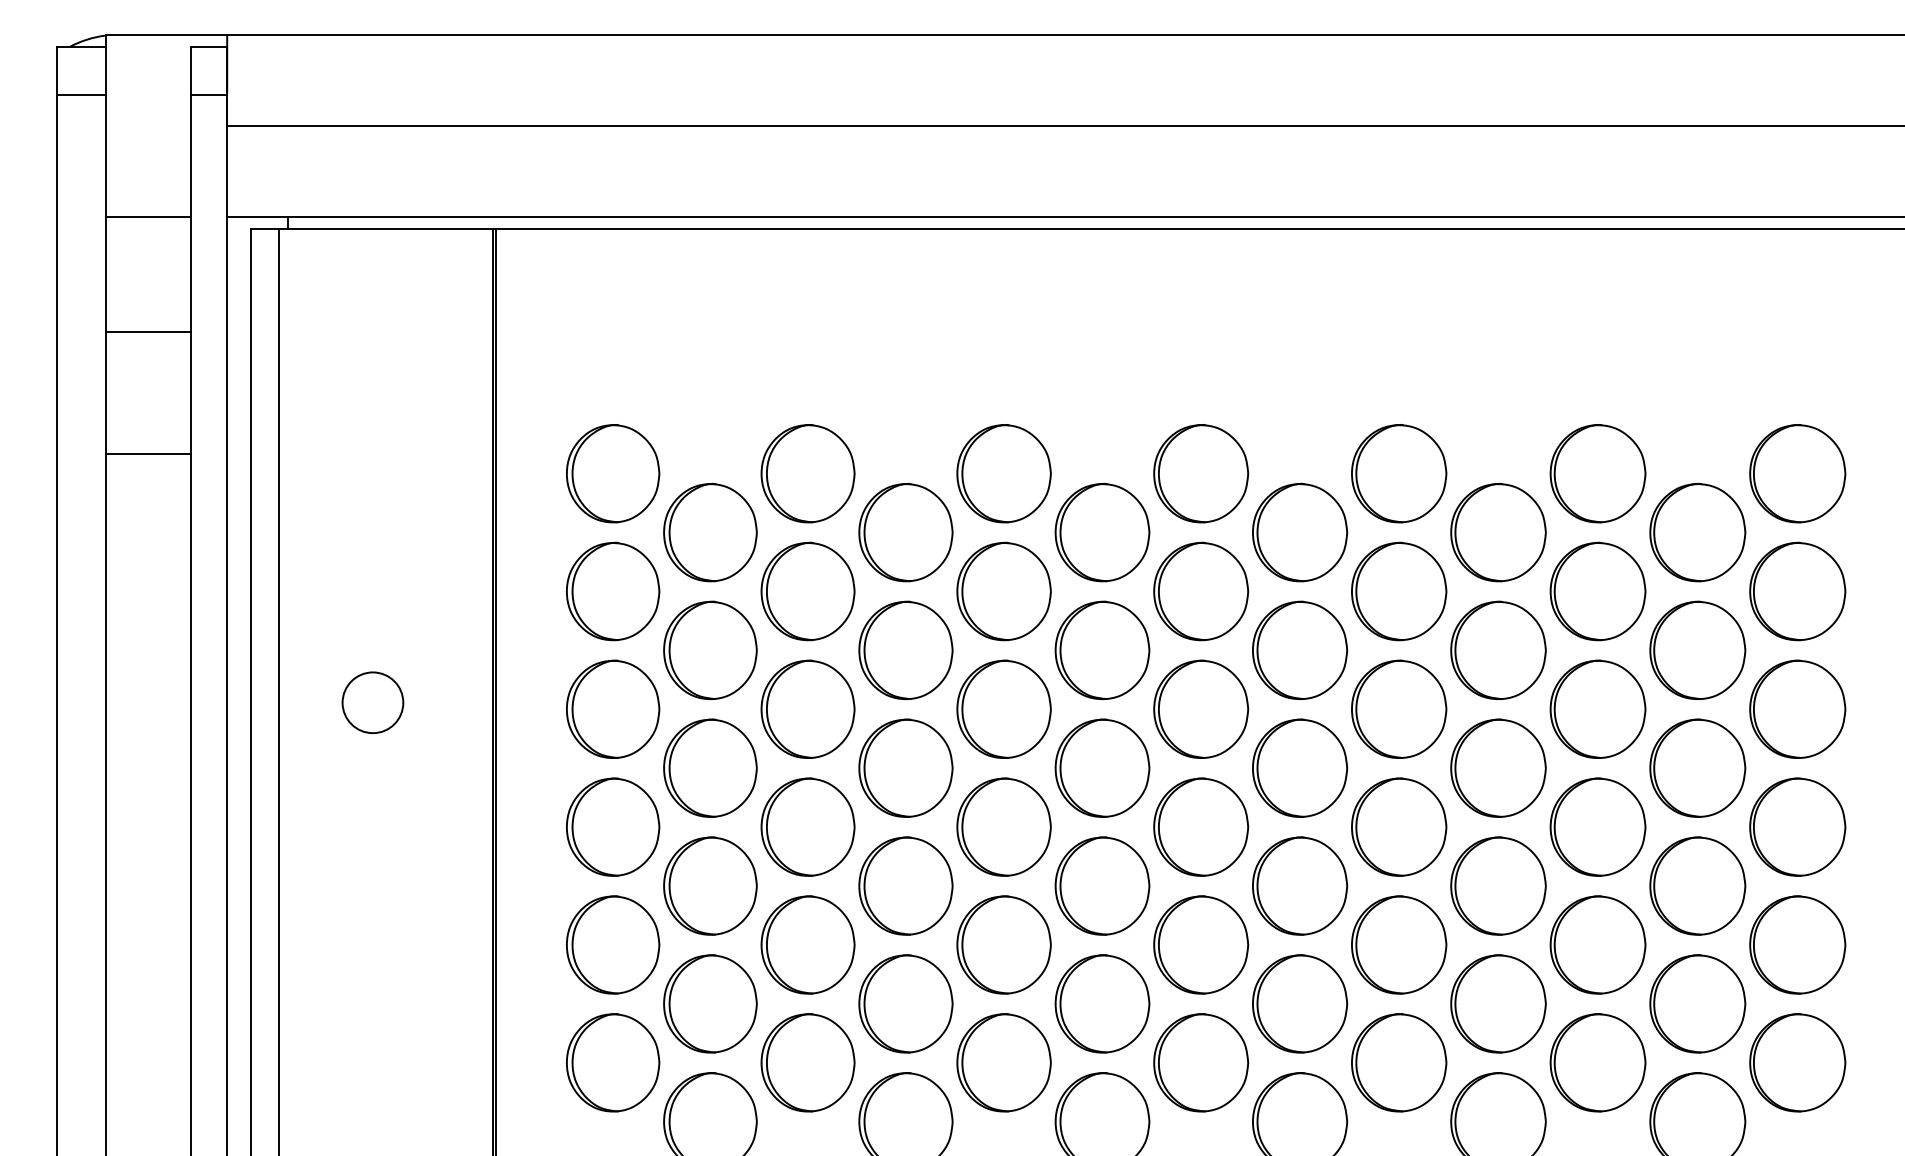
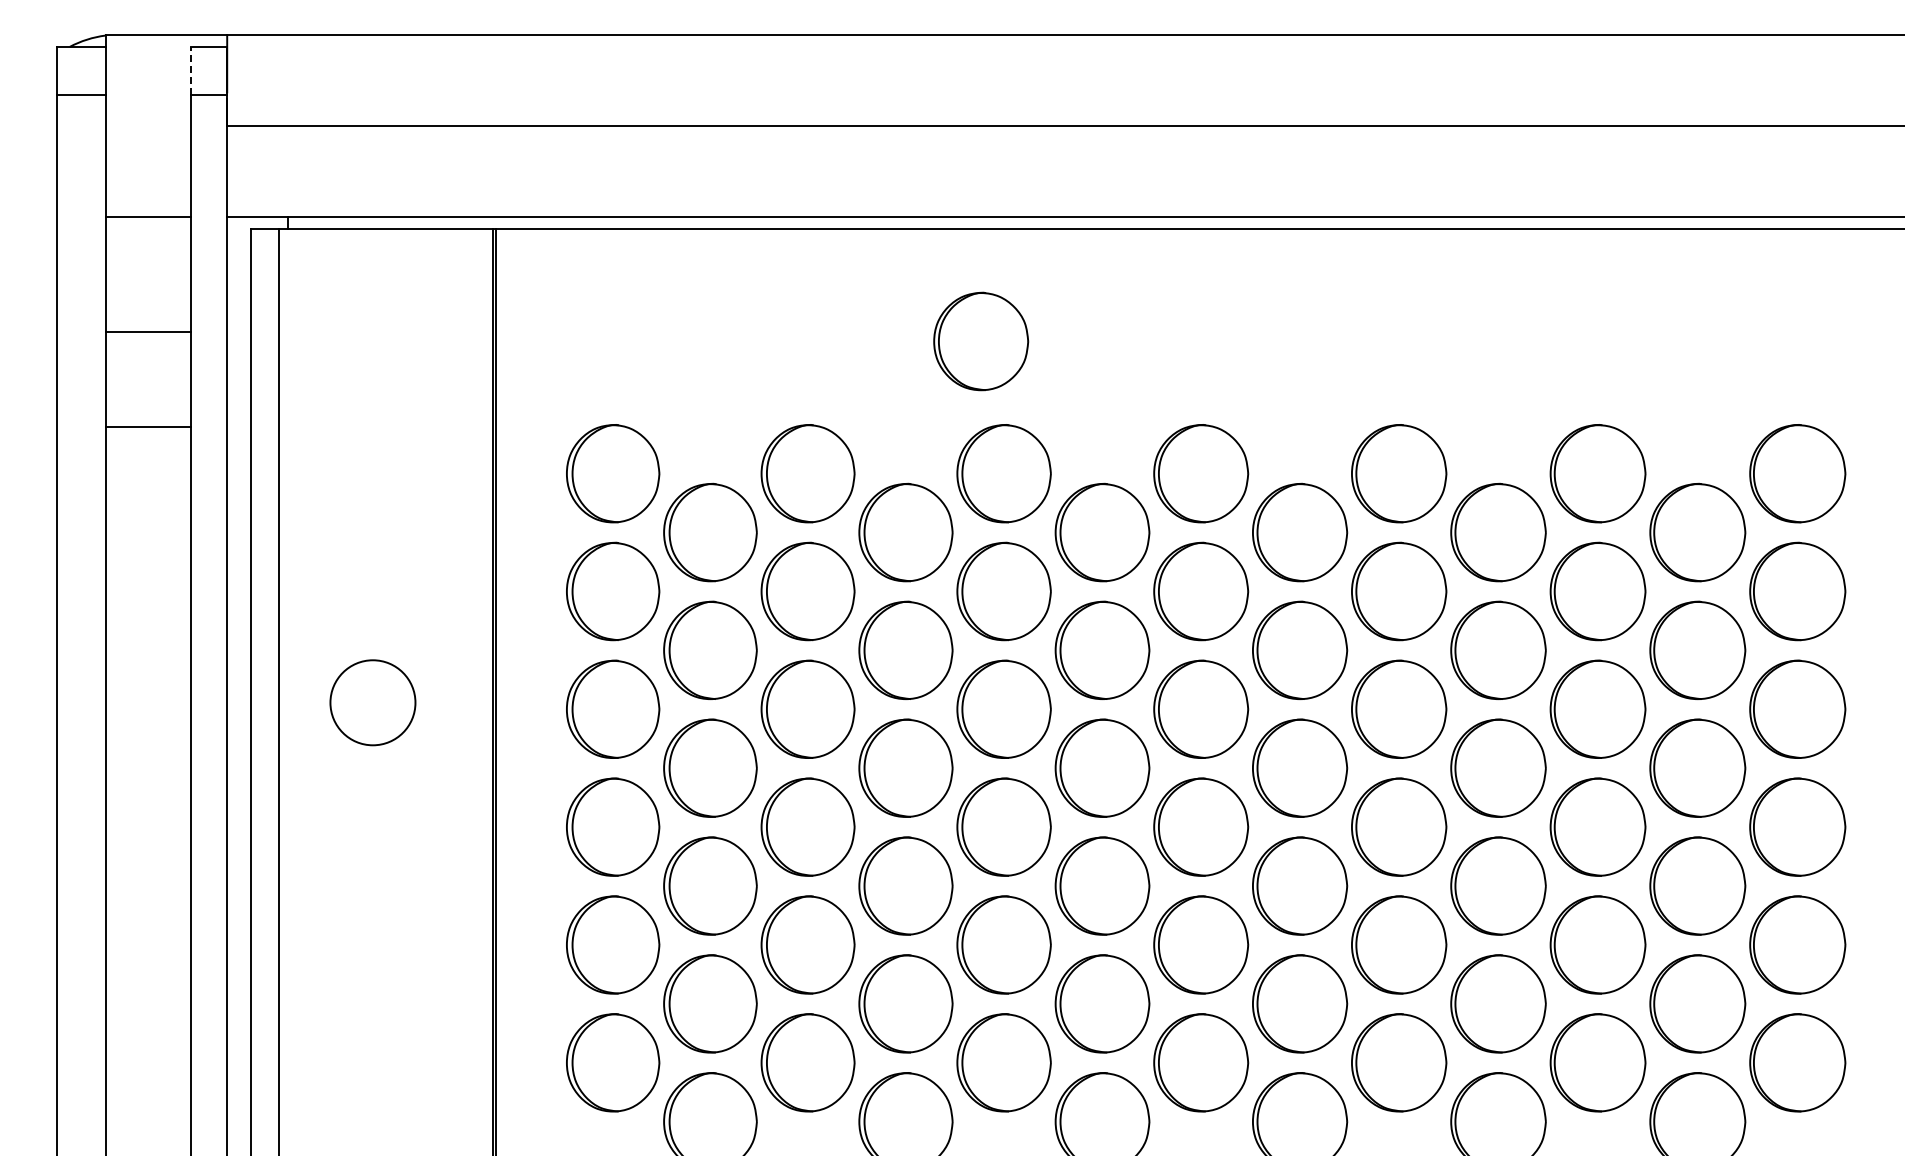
line: solid -> dashed (190, 70)
part: none -> present (981, 341)
line position: (147, 453) -> (147, 426) (147, 426)
circle diameter: 61 px -> 85 px (372, 702)
